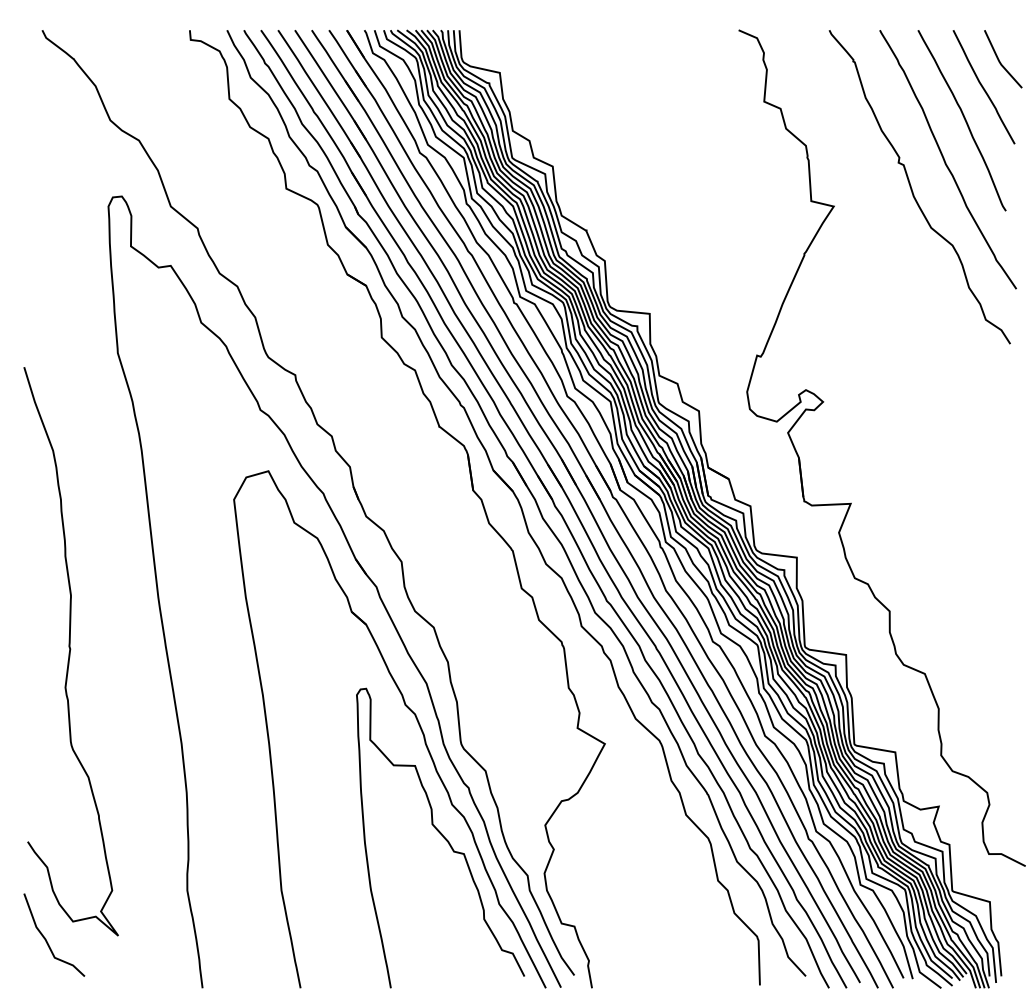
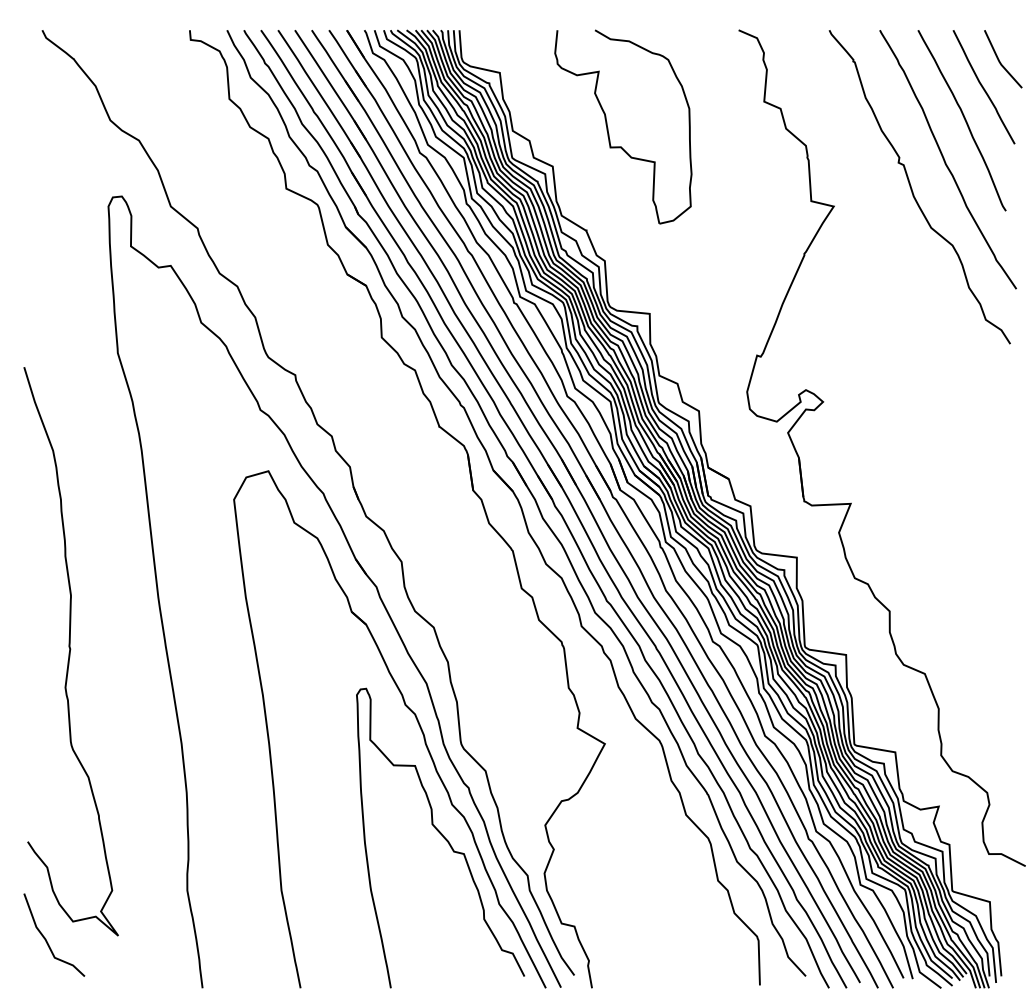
part: none -> present (608, 127)
